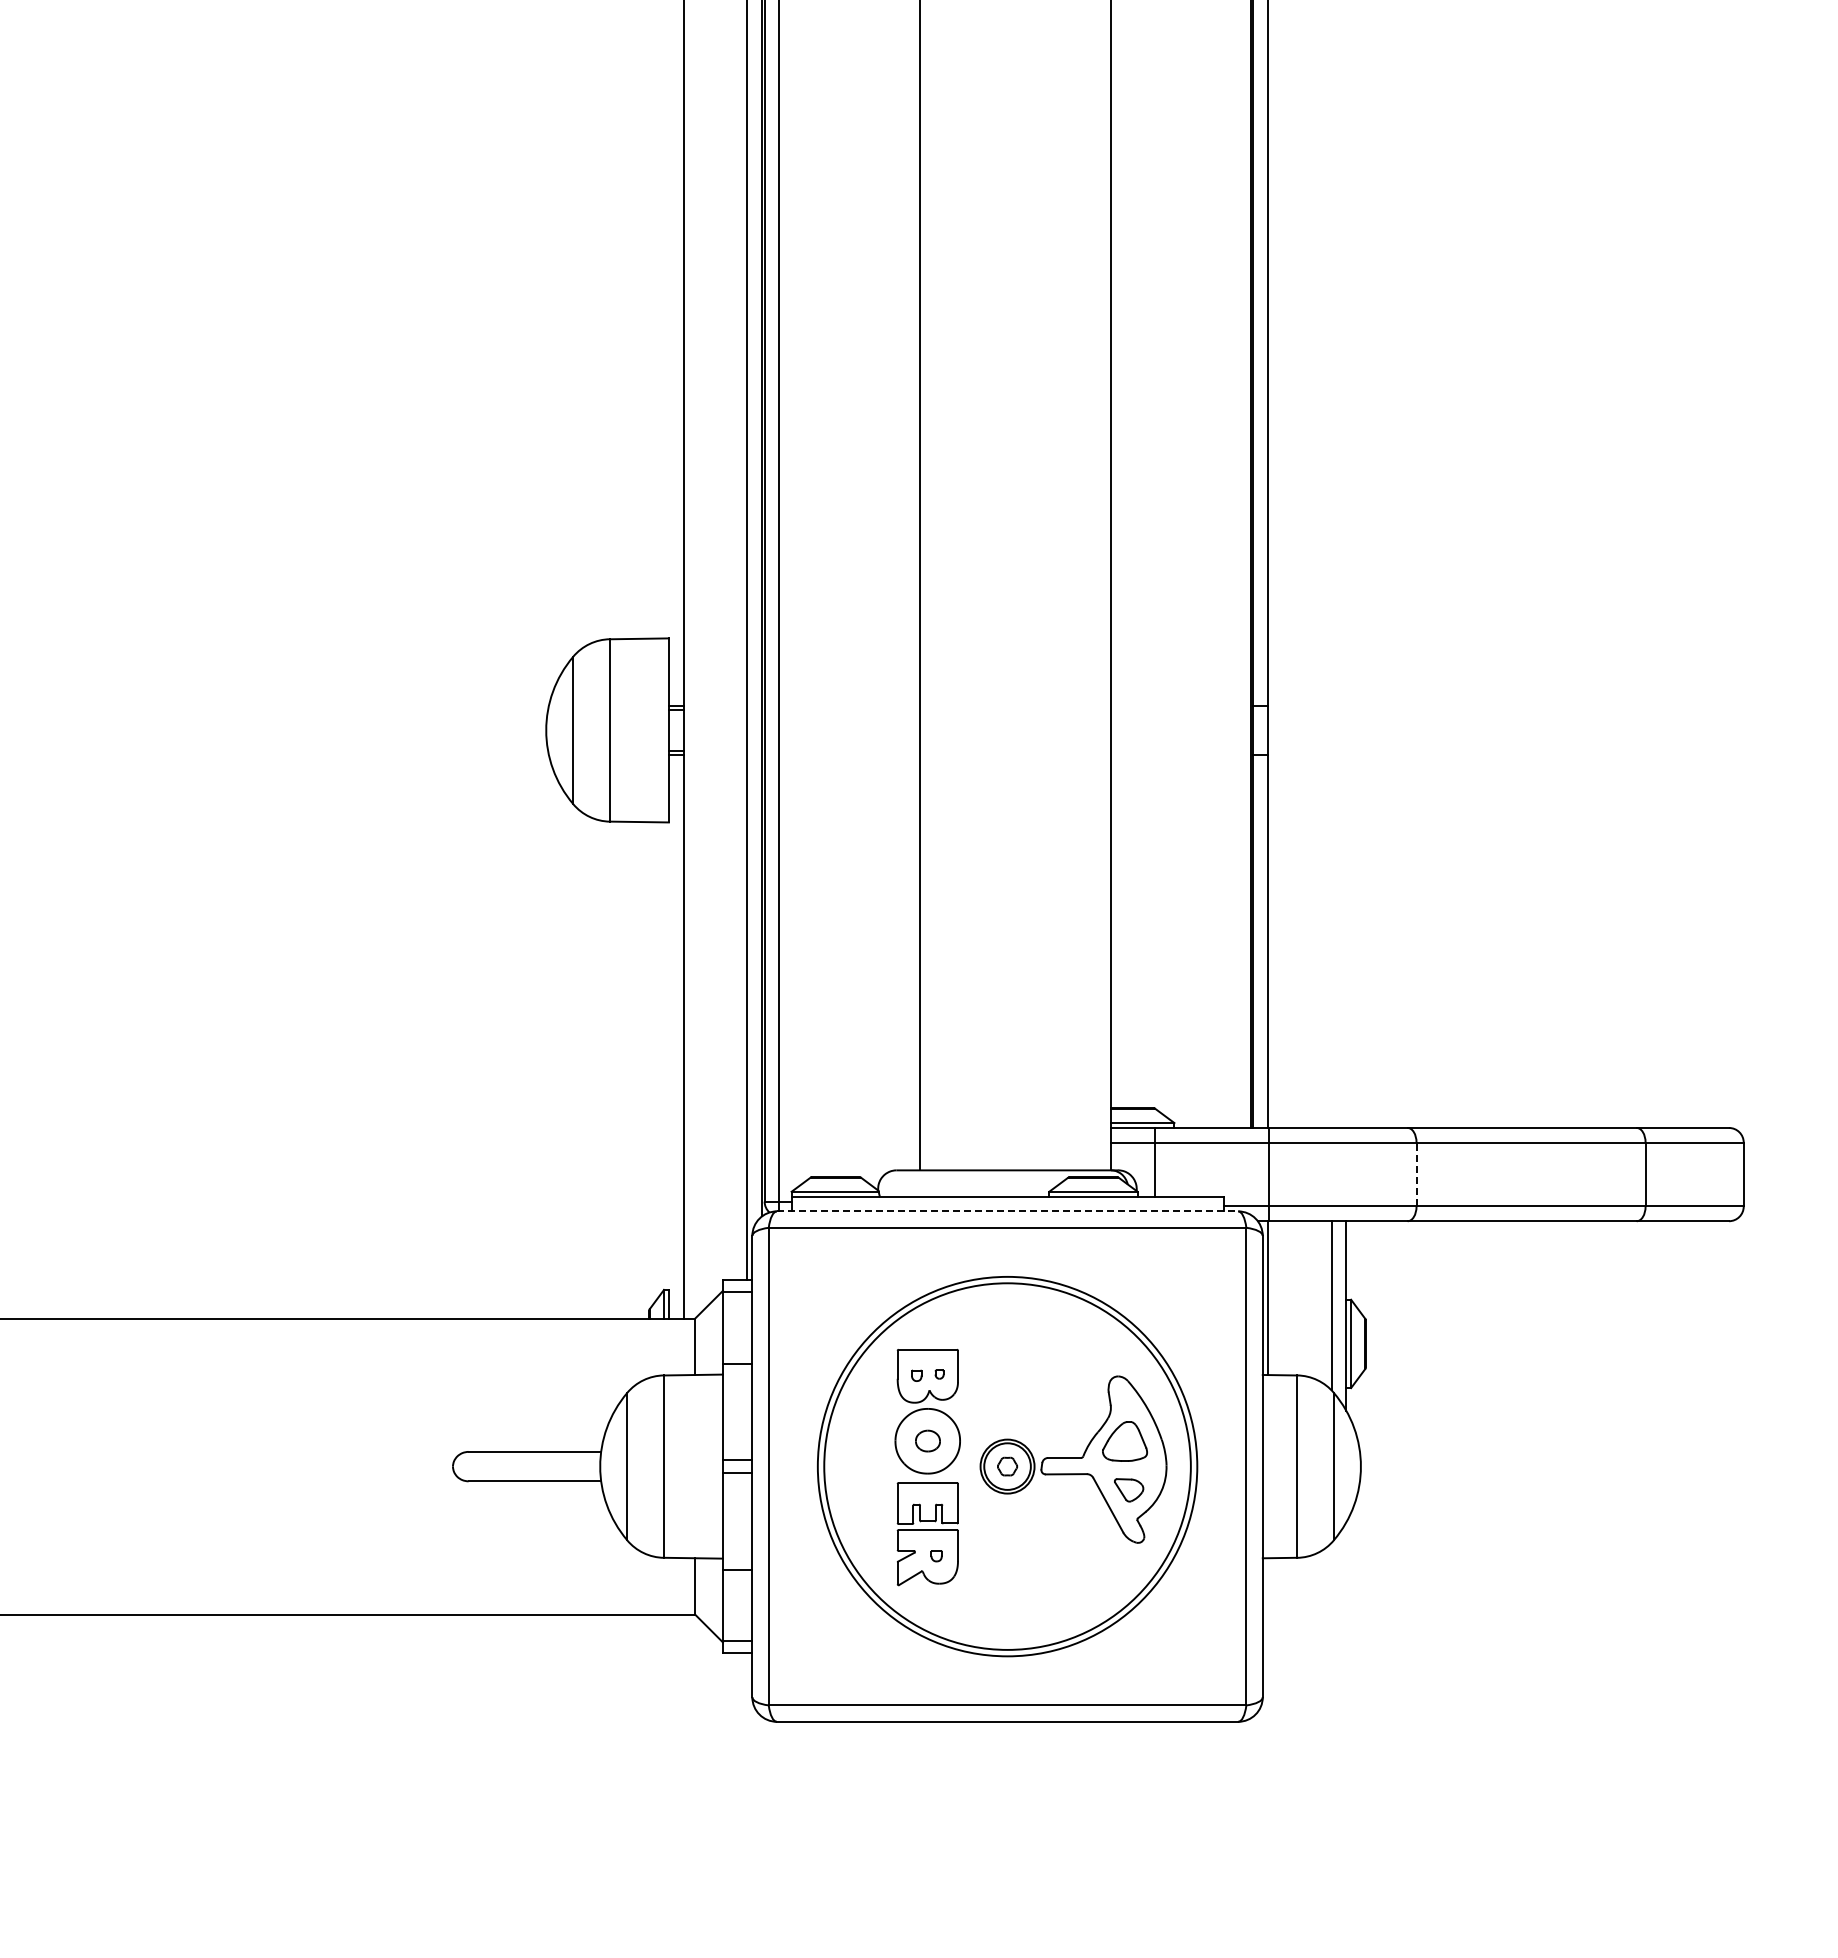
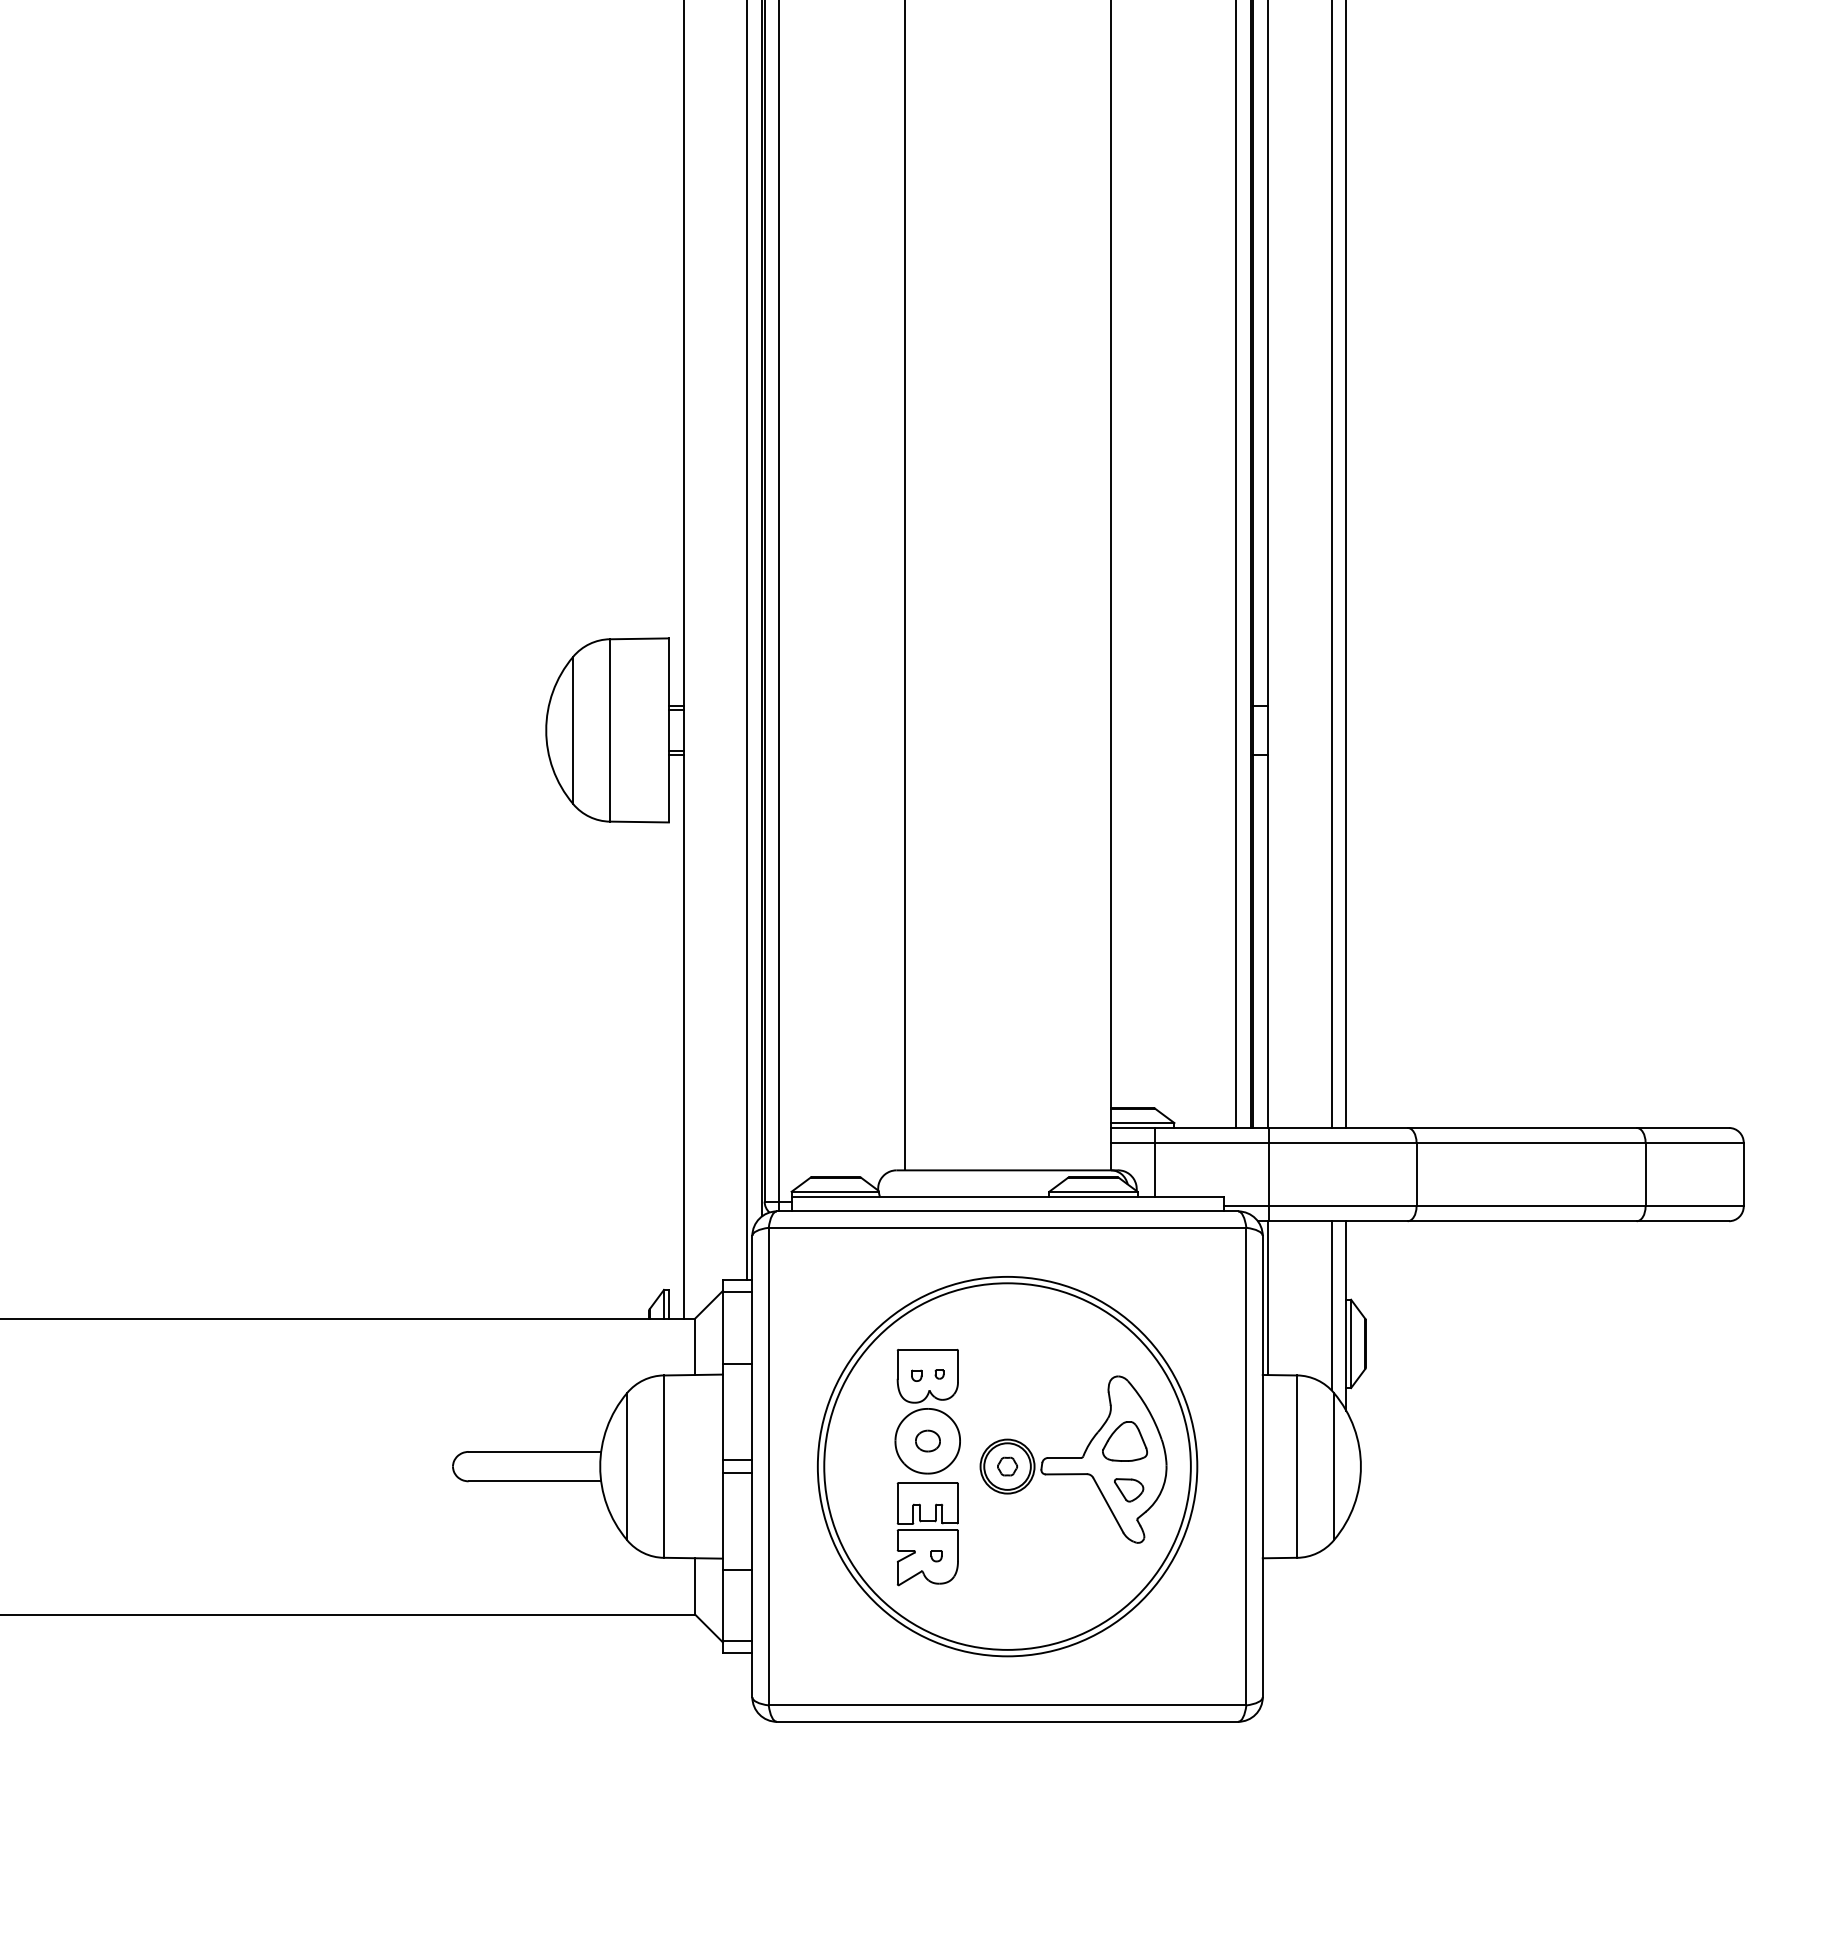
line: none -> present (1235, 564)
line: none -> present (1331, 564)
line: none -> present (1346, 564)
line position: (919, 586) -> (904, 586) (904, 586)
line: dashed -> solid (1416, 1174)
line: dashed -> solid (1007, 1211)
